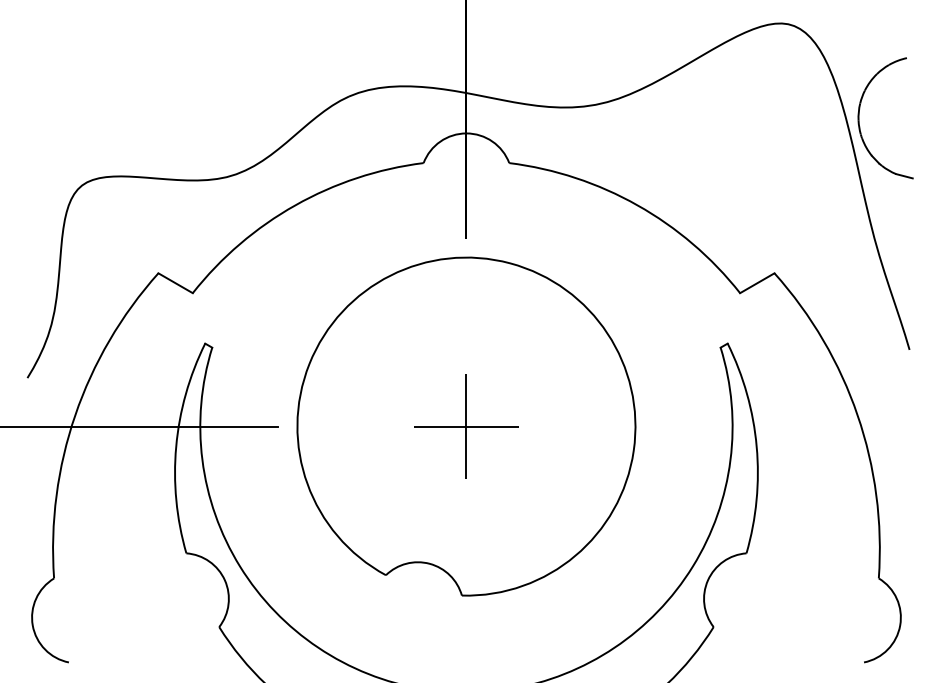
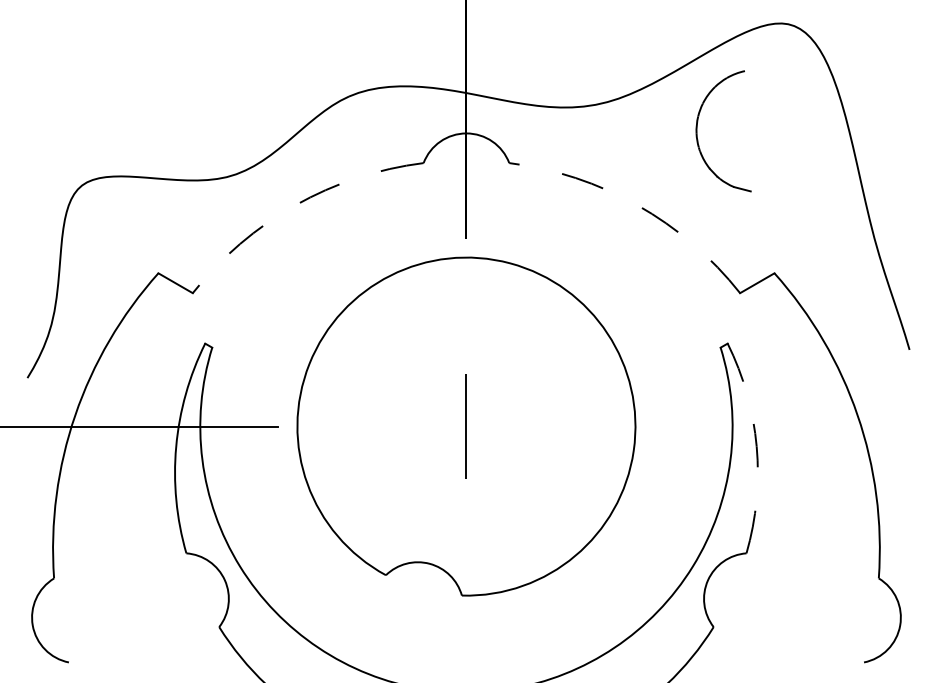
part position: (859, 118) -> (697, 131) (697, 131)
arc: solid -> dashed (295, 205)
arc: solid -> dashed (637, 205)
line: present -> none (466, 426)
arc: solid -> dashed (756, 446)
